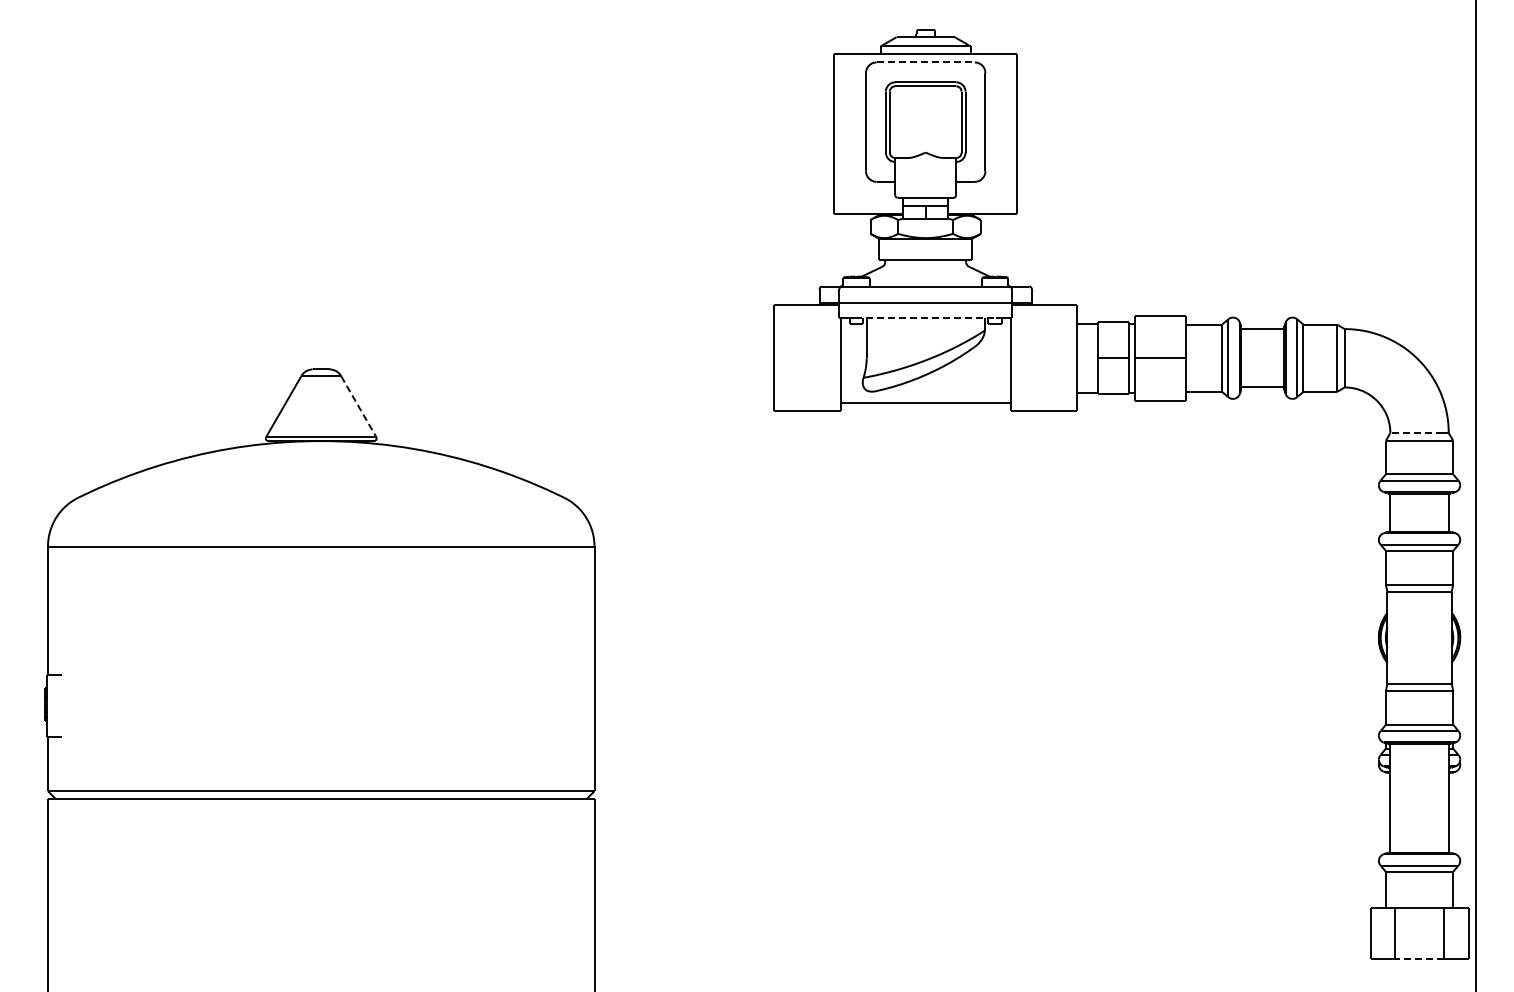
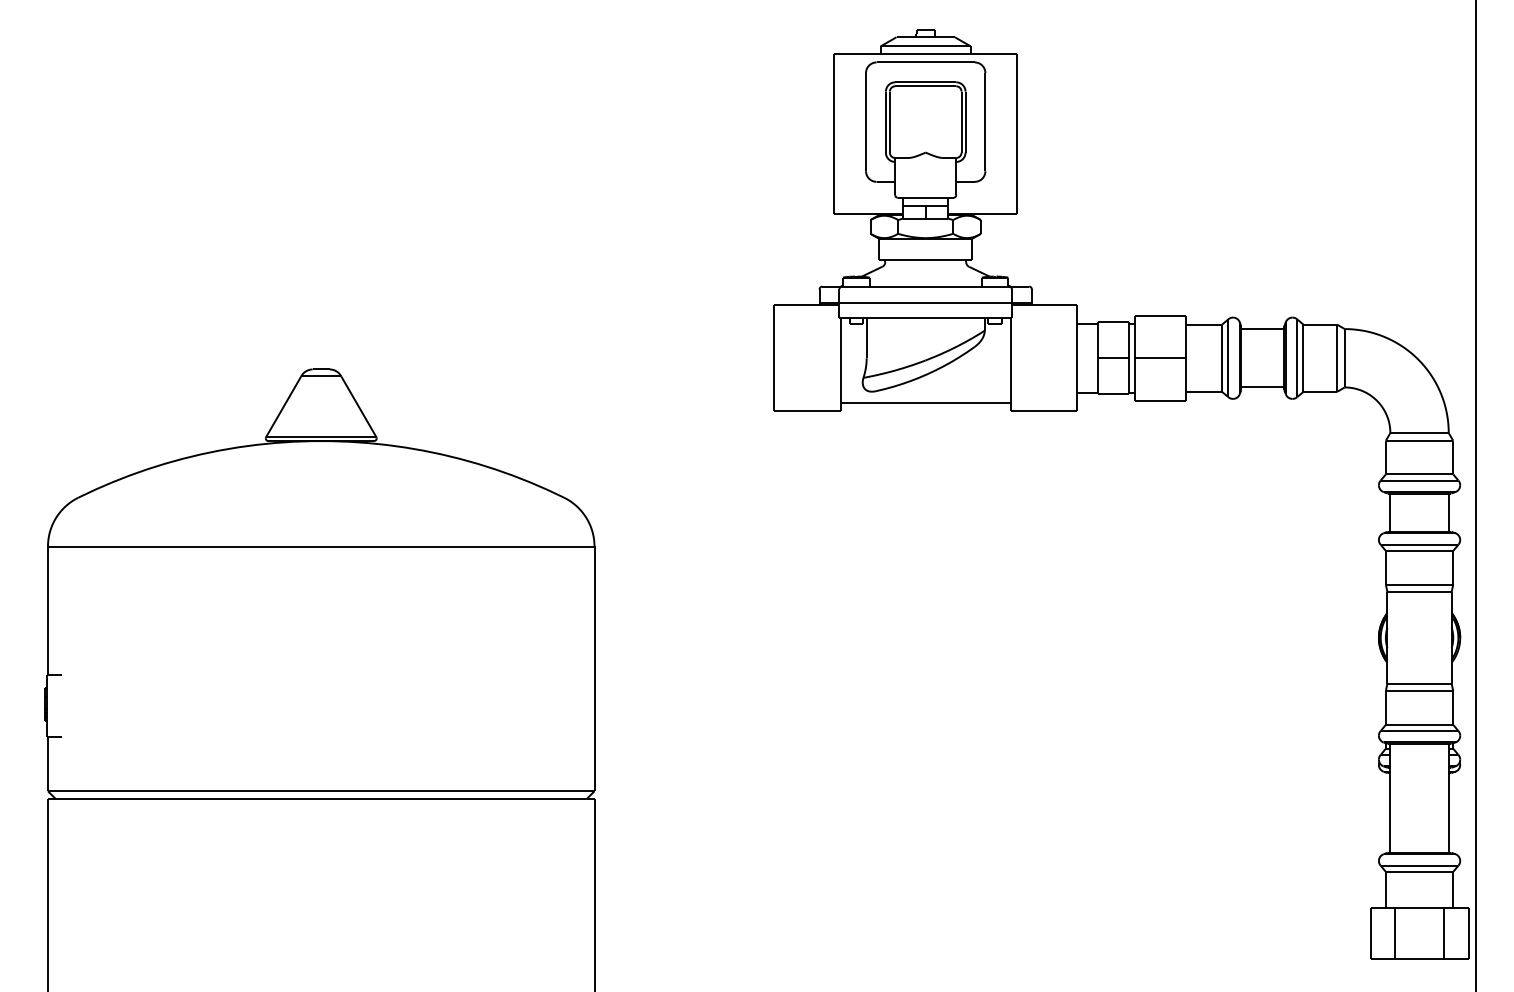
line: dashed -> solid (926, 62)
line: dashed -> solid (926, 318)
line: dashed -> solid (359, 407)
line: dashed -> solid (1416, 433)
line: dashed -> solid (1419, 958)
